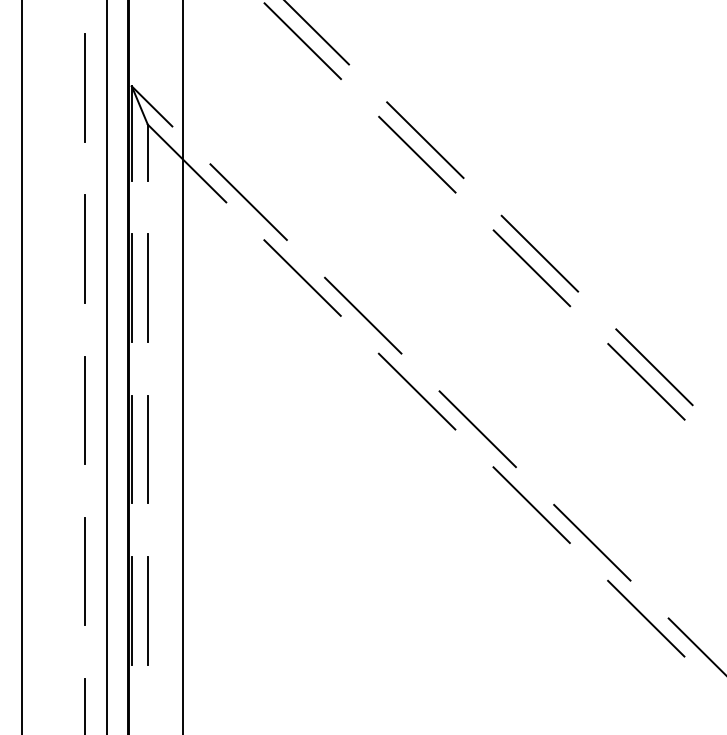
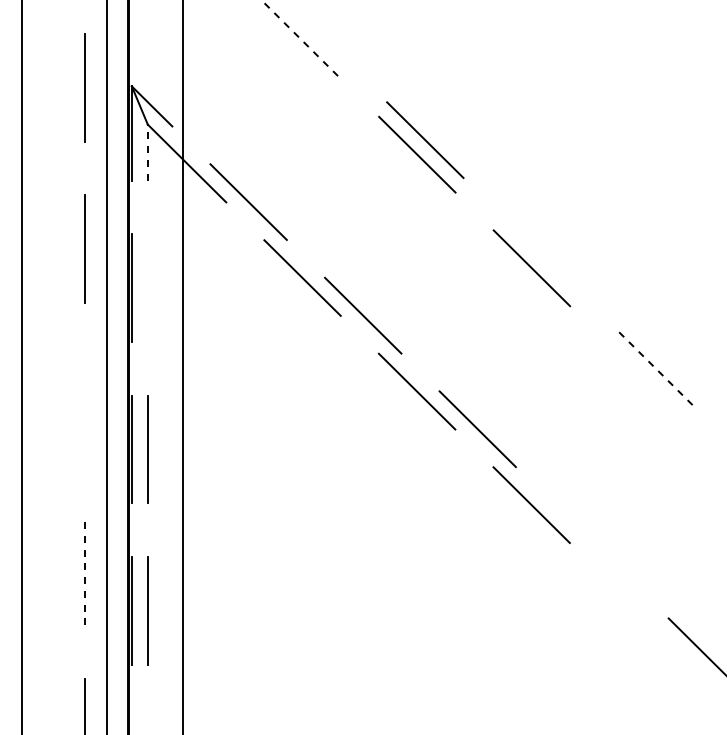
line: present -> none (317, 33)
line: solid -> dashed (302, 41)
line: solid -> dashed (147, 152)
line: present -> none (539, 253)
line: present -> none (147, 288)
line: solid -> dashed (654, 367)
line: present -> none (646, 381)
line: present -> none (85, 410)
line: present -> none (592, 542)
line: solid -> dashed (85, 571)
line: present -> none (646, 618)
